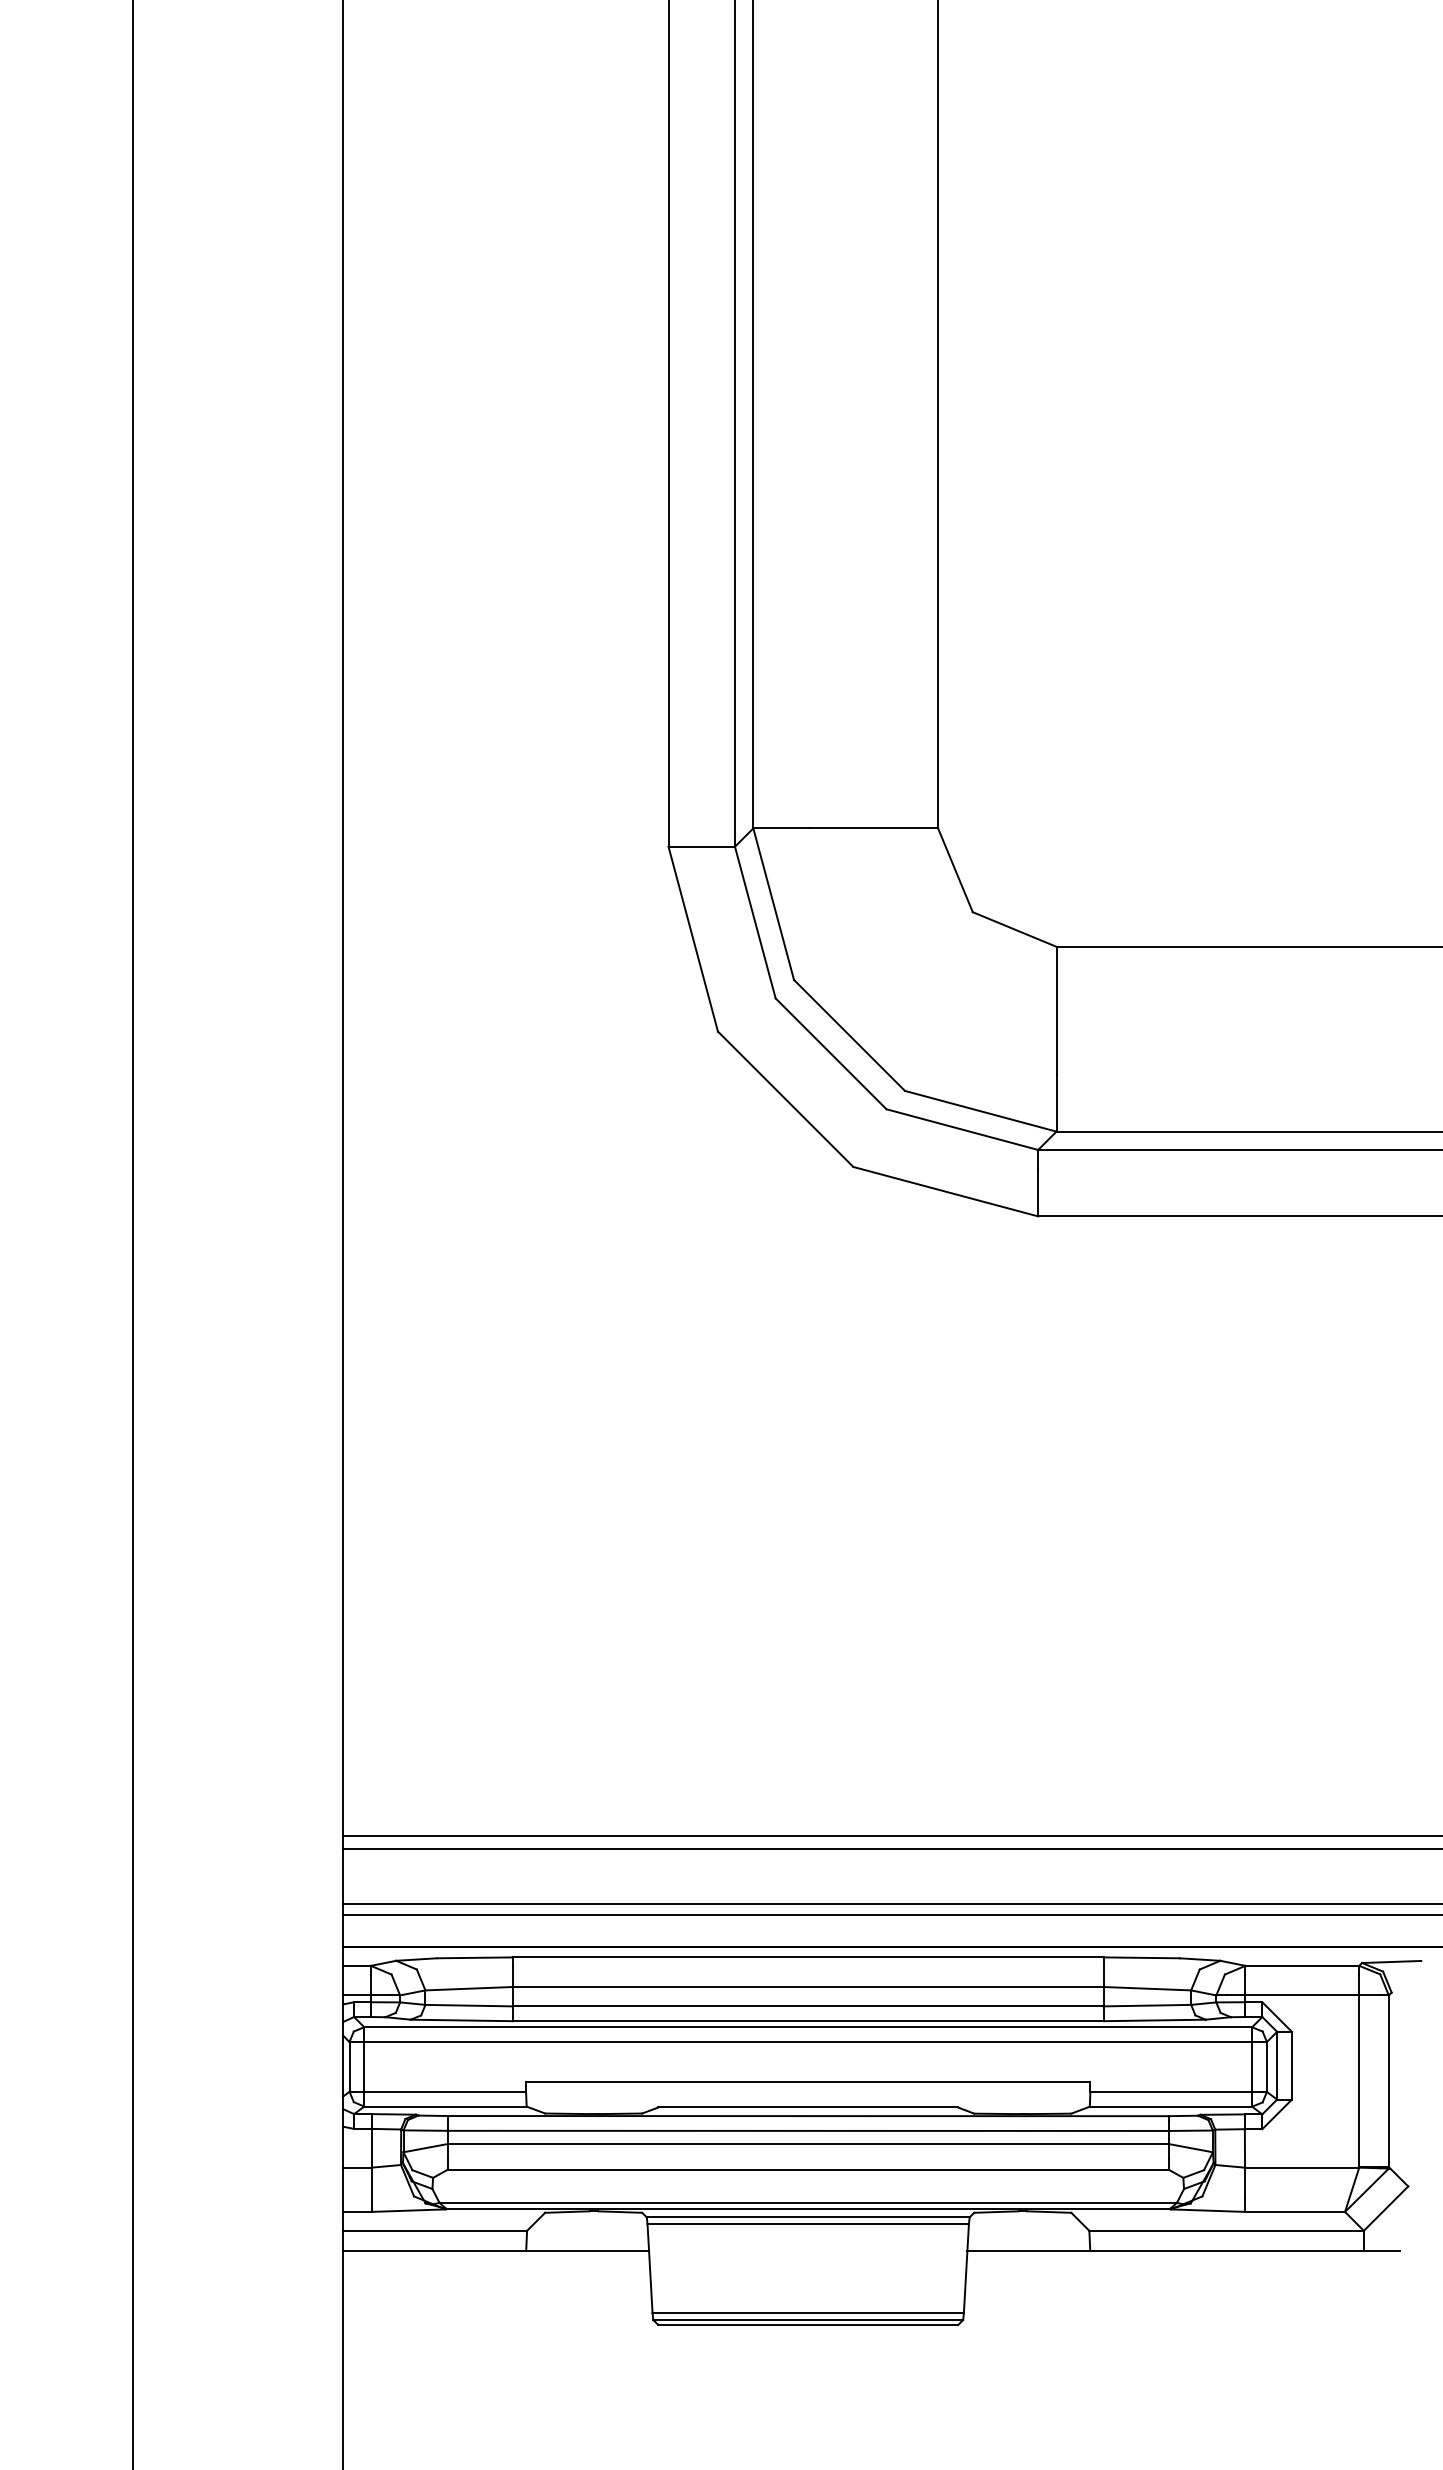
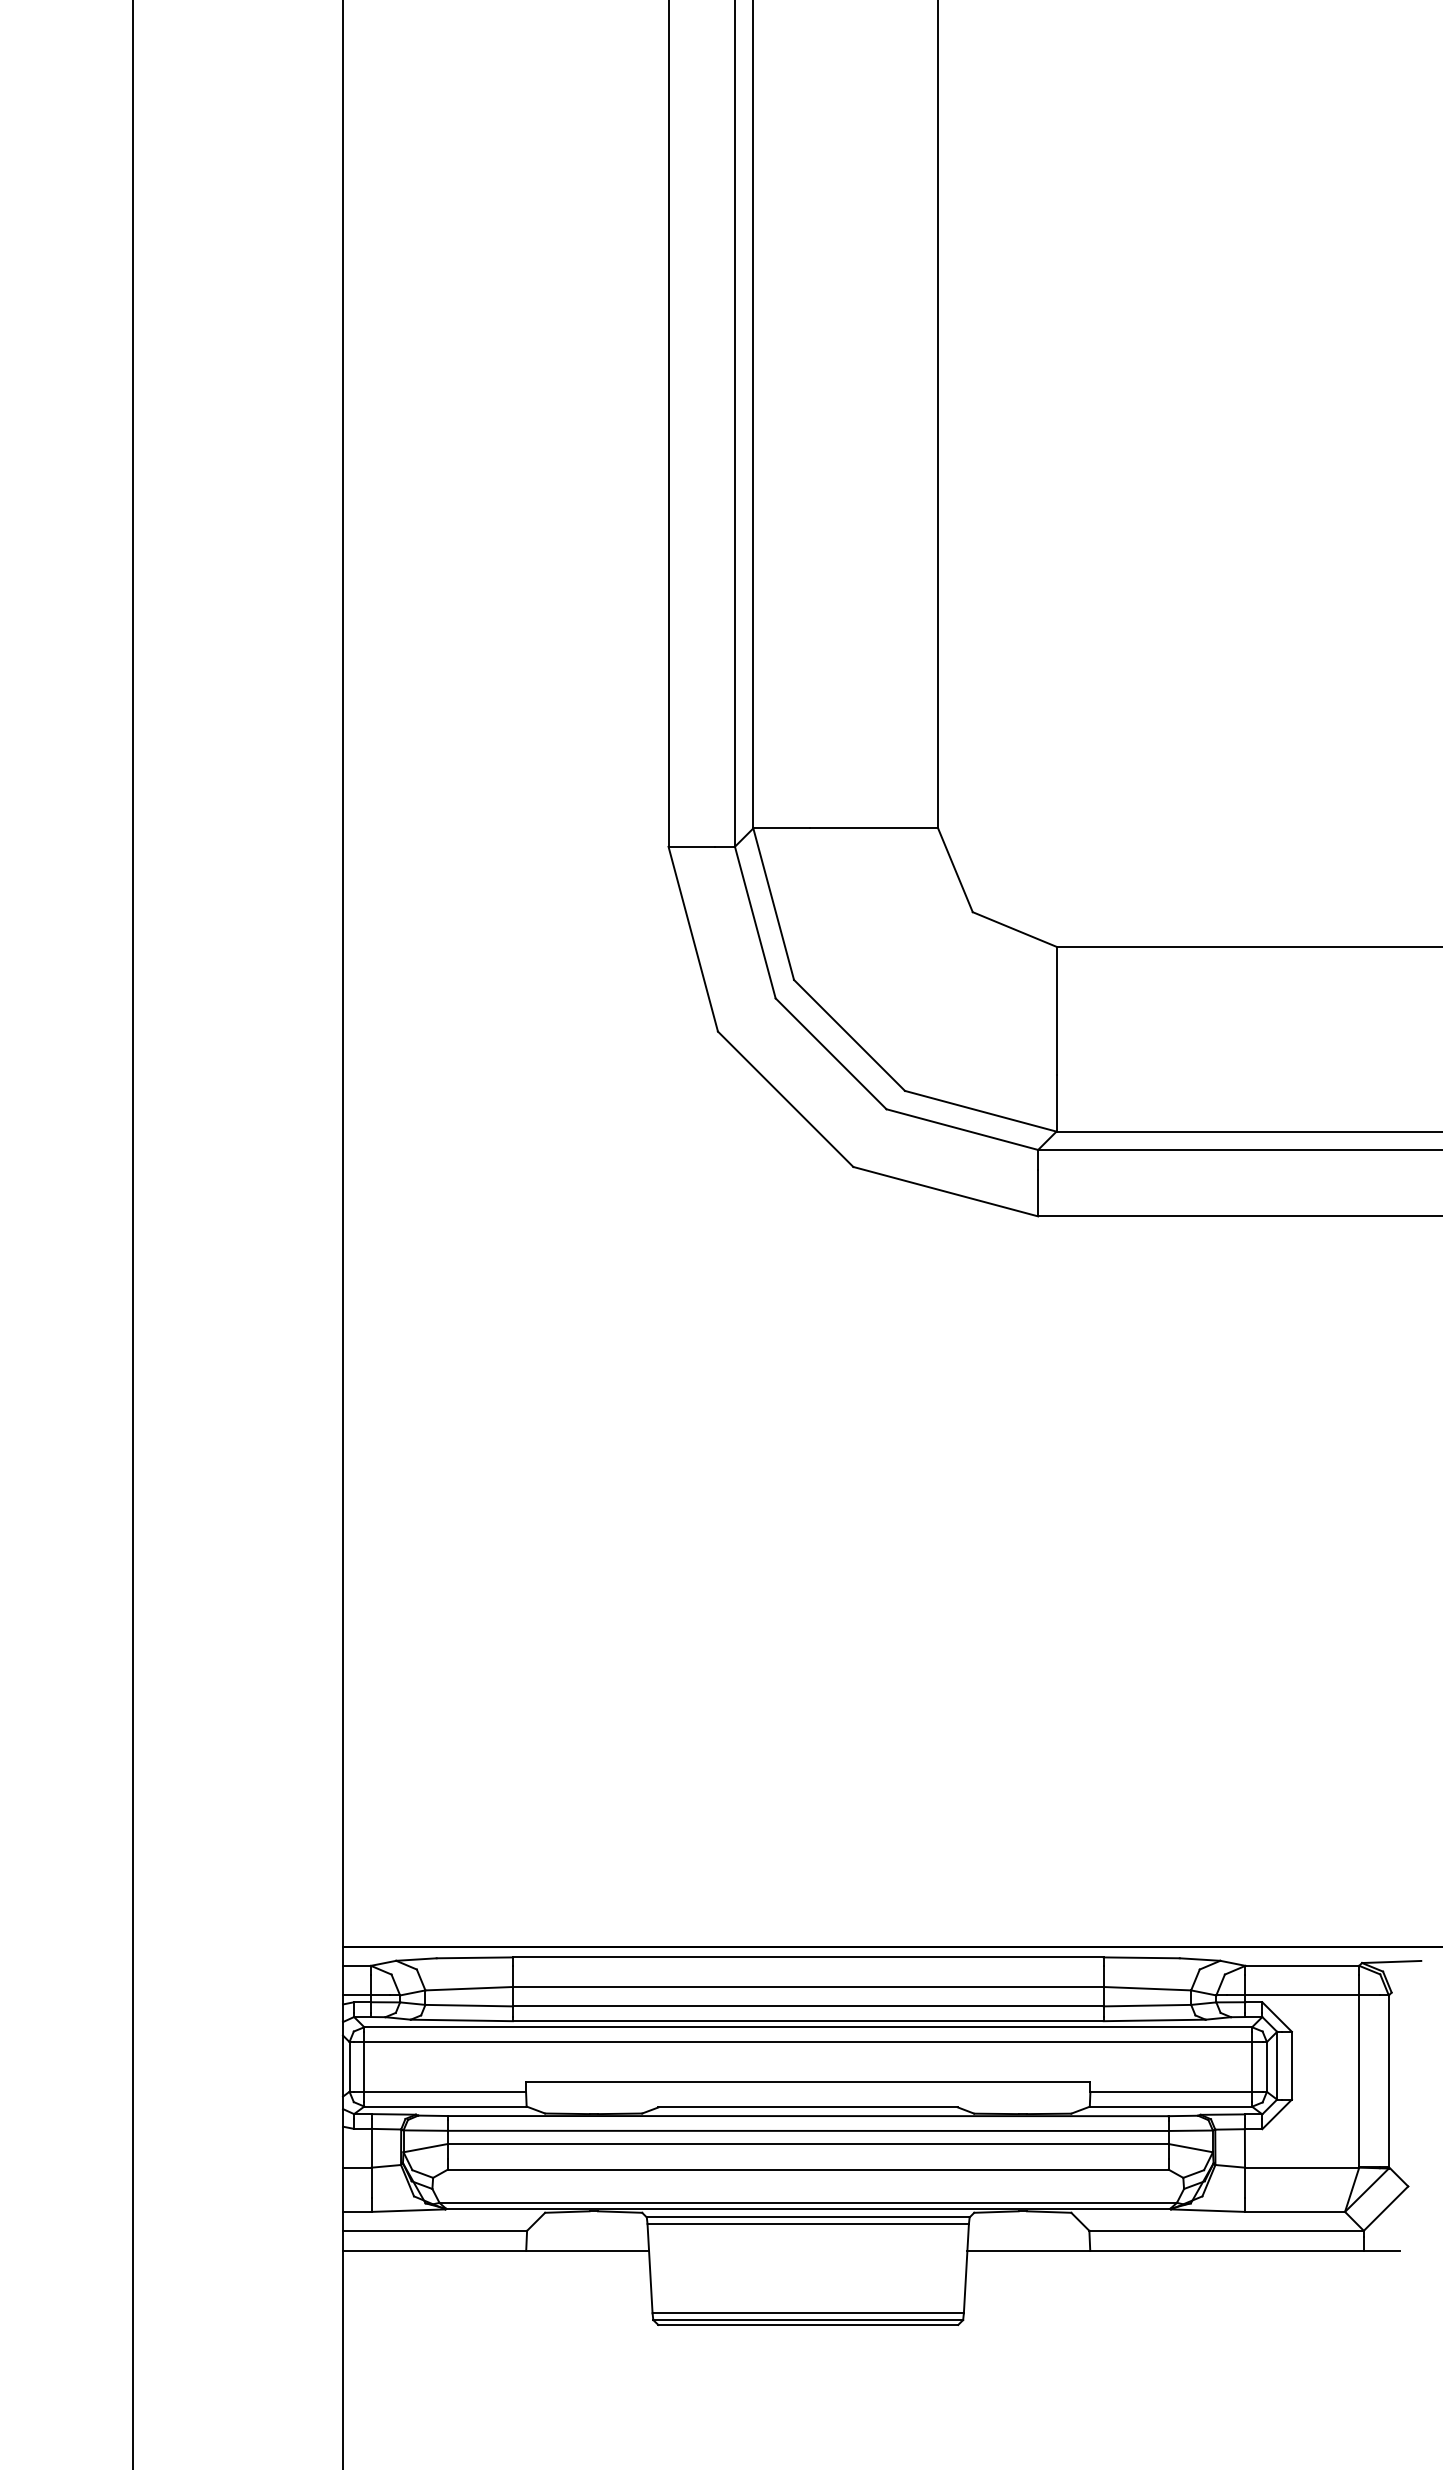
line: present -> none (891, 1835)
line: present -> none (891, 1848)
line: present -> none (891, 1904)
line: present -> none (891, 1914)
